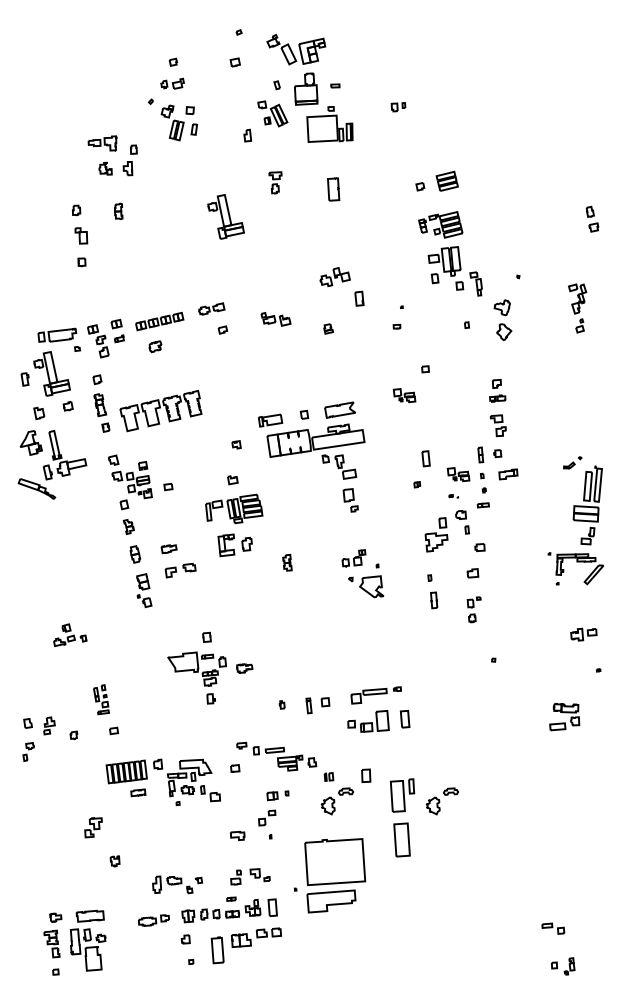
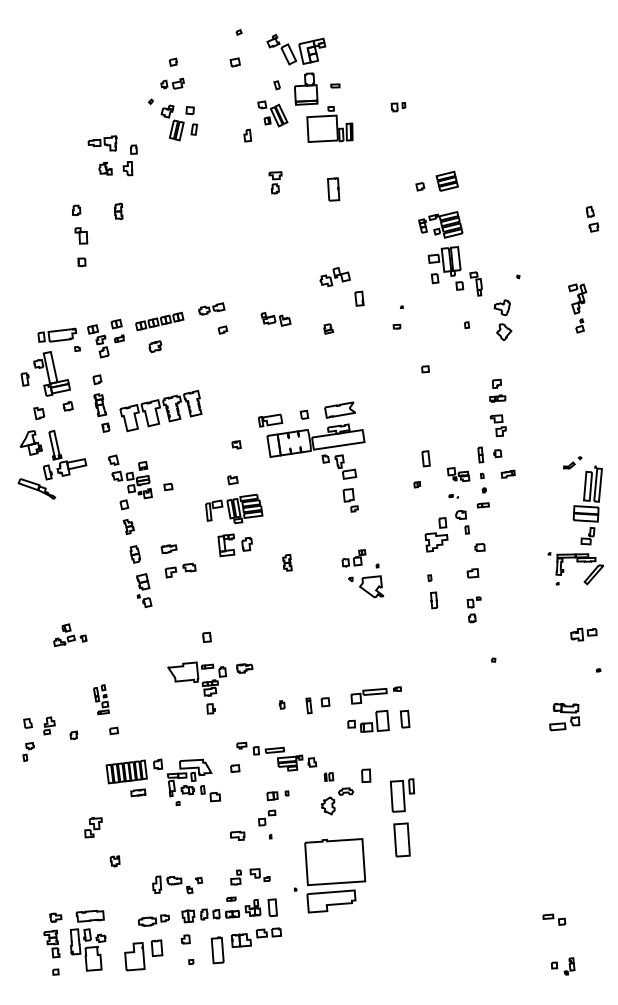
part: present -> none (225, 216)
part: present -> none (404, 395)
part size: 21x13 px -> 16x10 px (507, 473)
part position: (196, 677) -> (196, 687) (196, 687)
part: present -> none (441, 801)
part position: (553, 928) -> (554, 919) (554, 919)
part: none -> present (143, 955)
